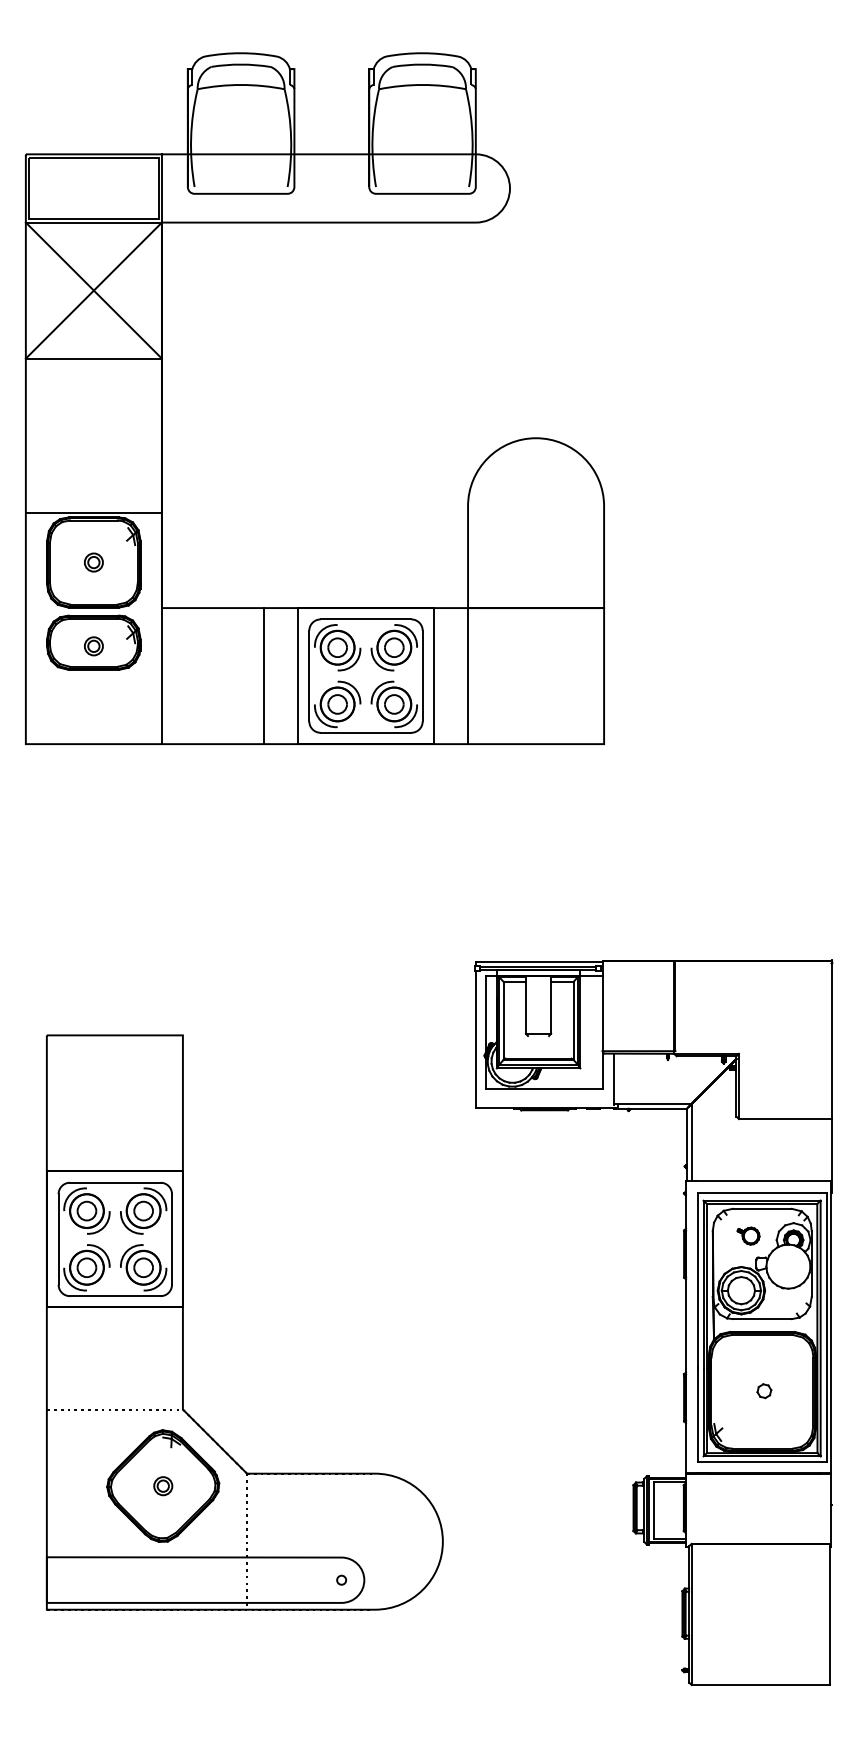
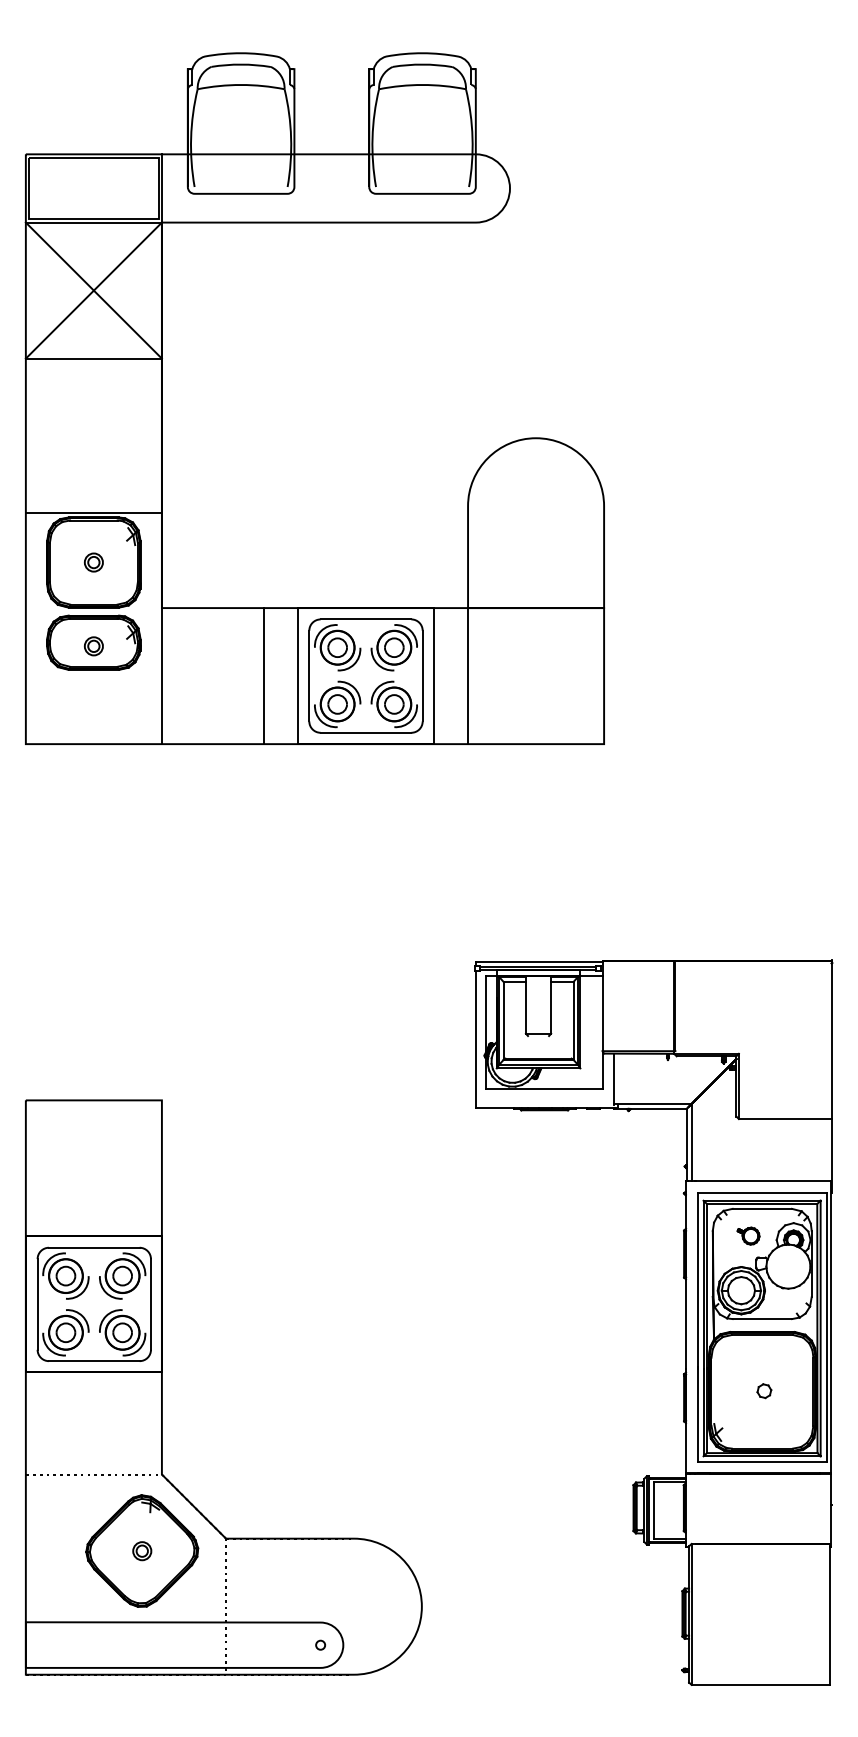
part position: (183, 1322) -> (162, 1387) (162, 1387)
